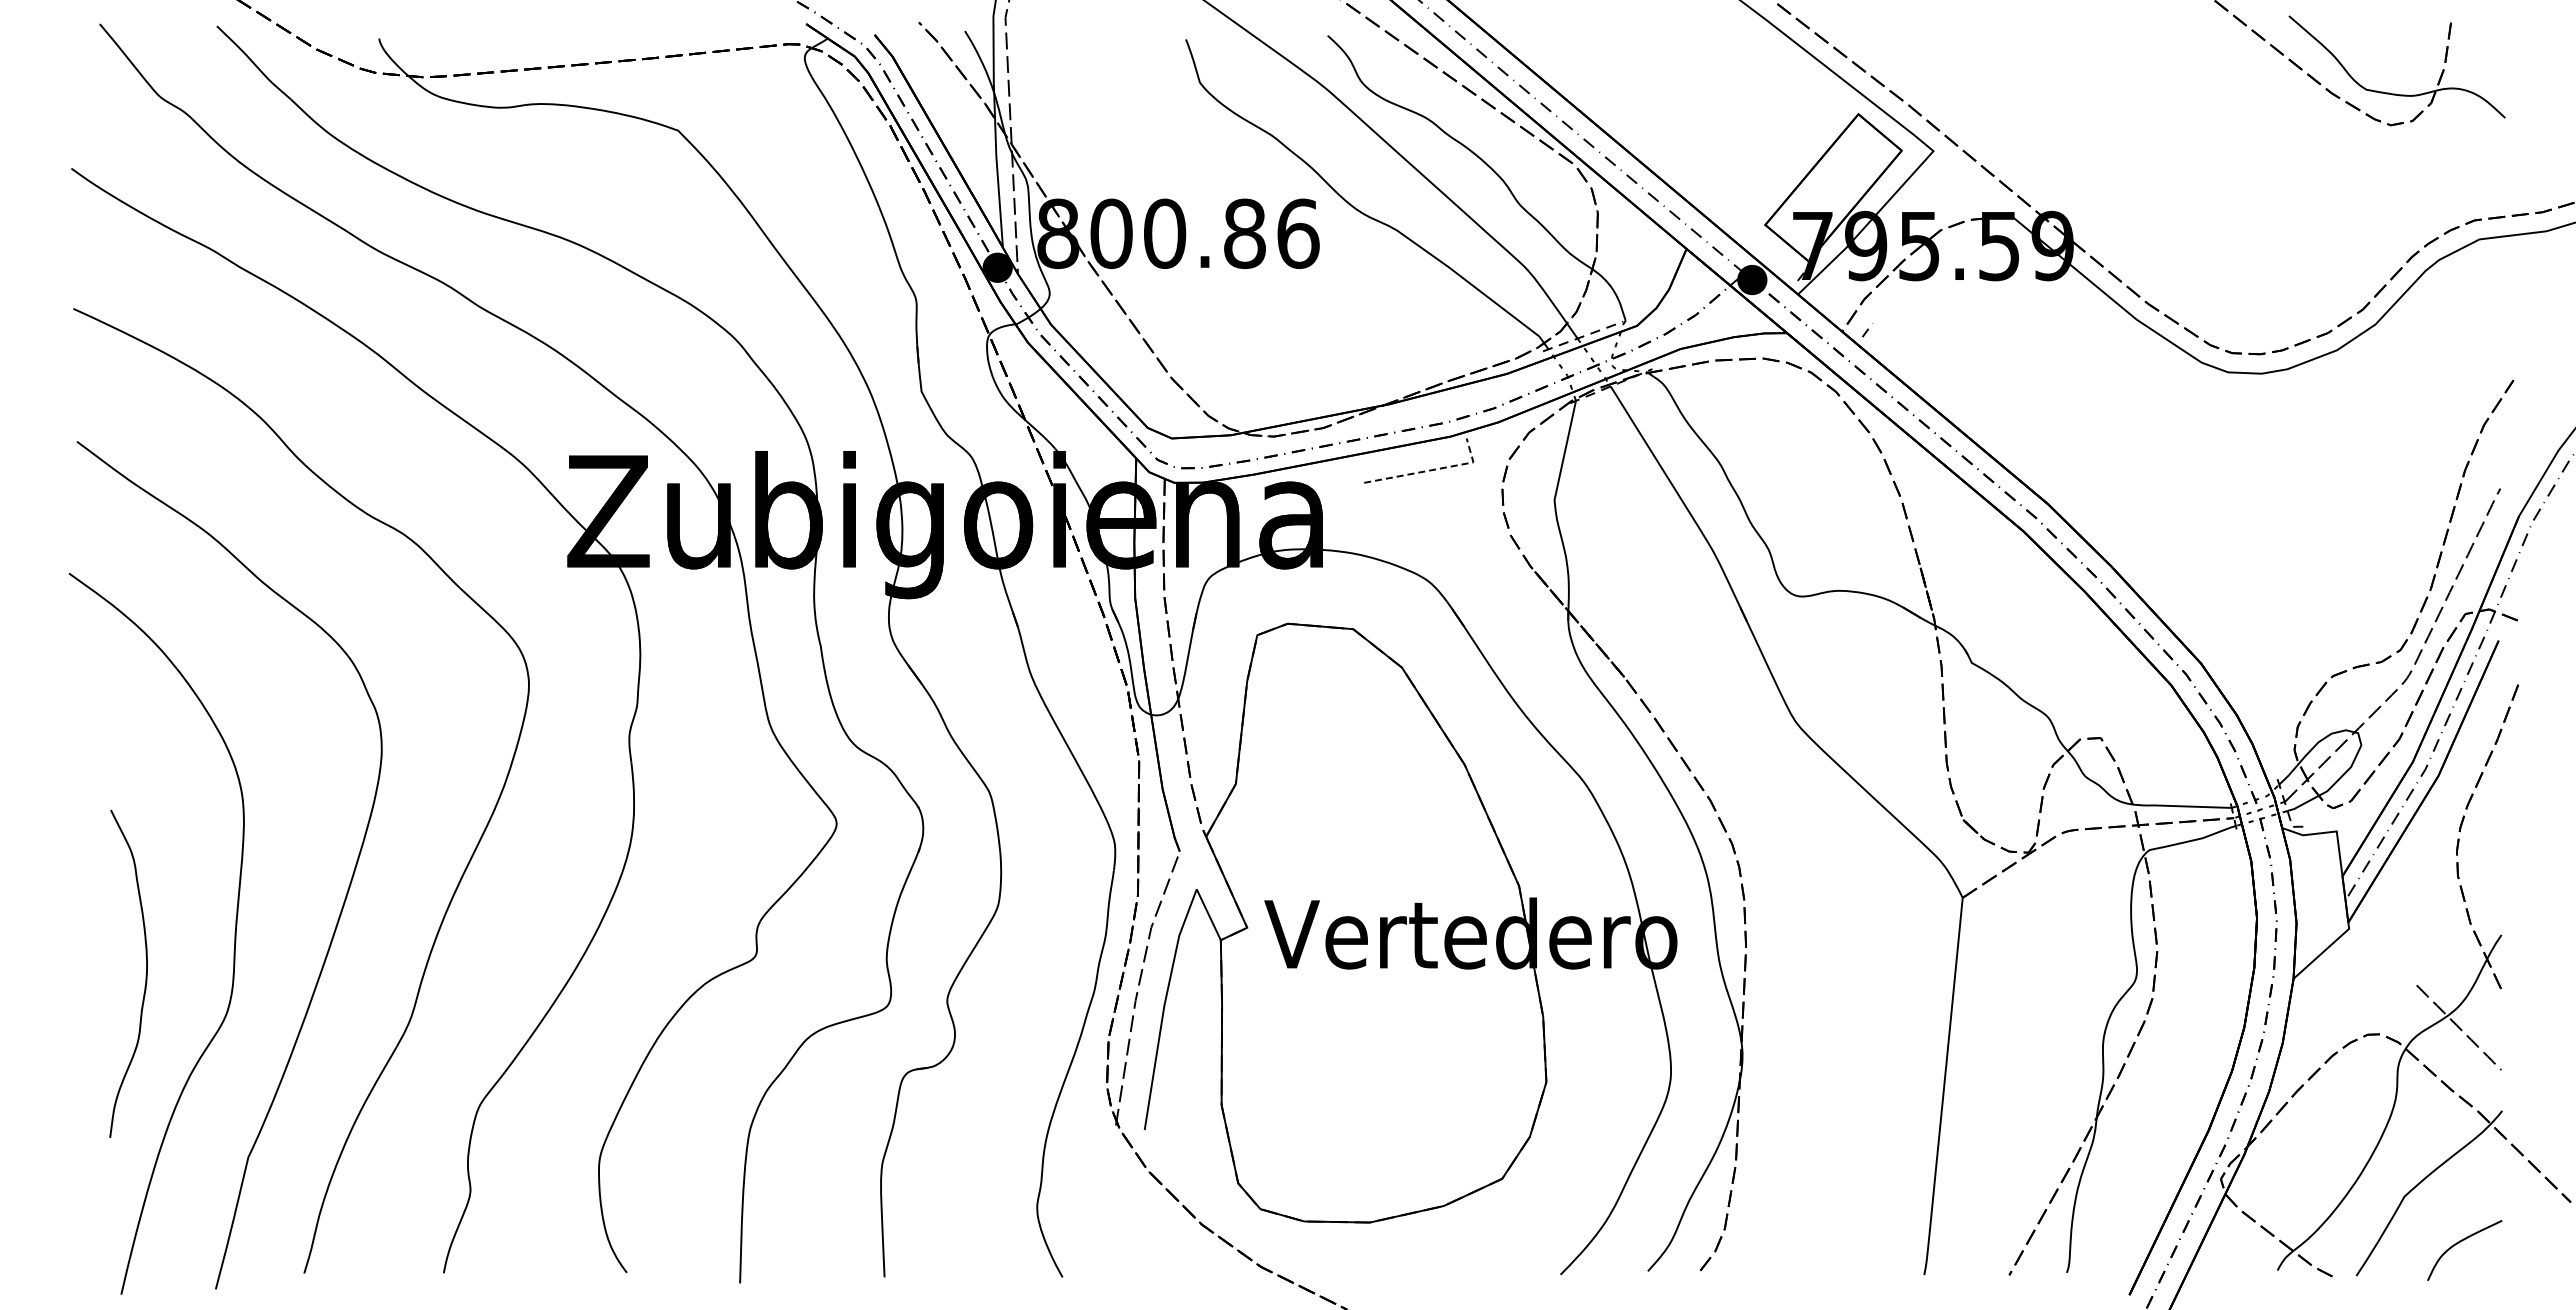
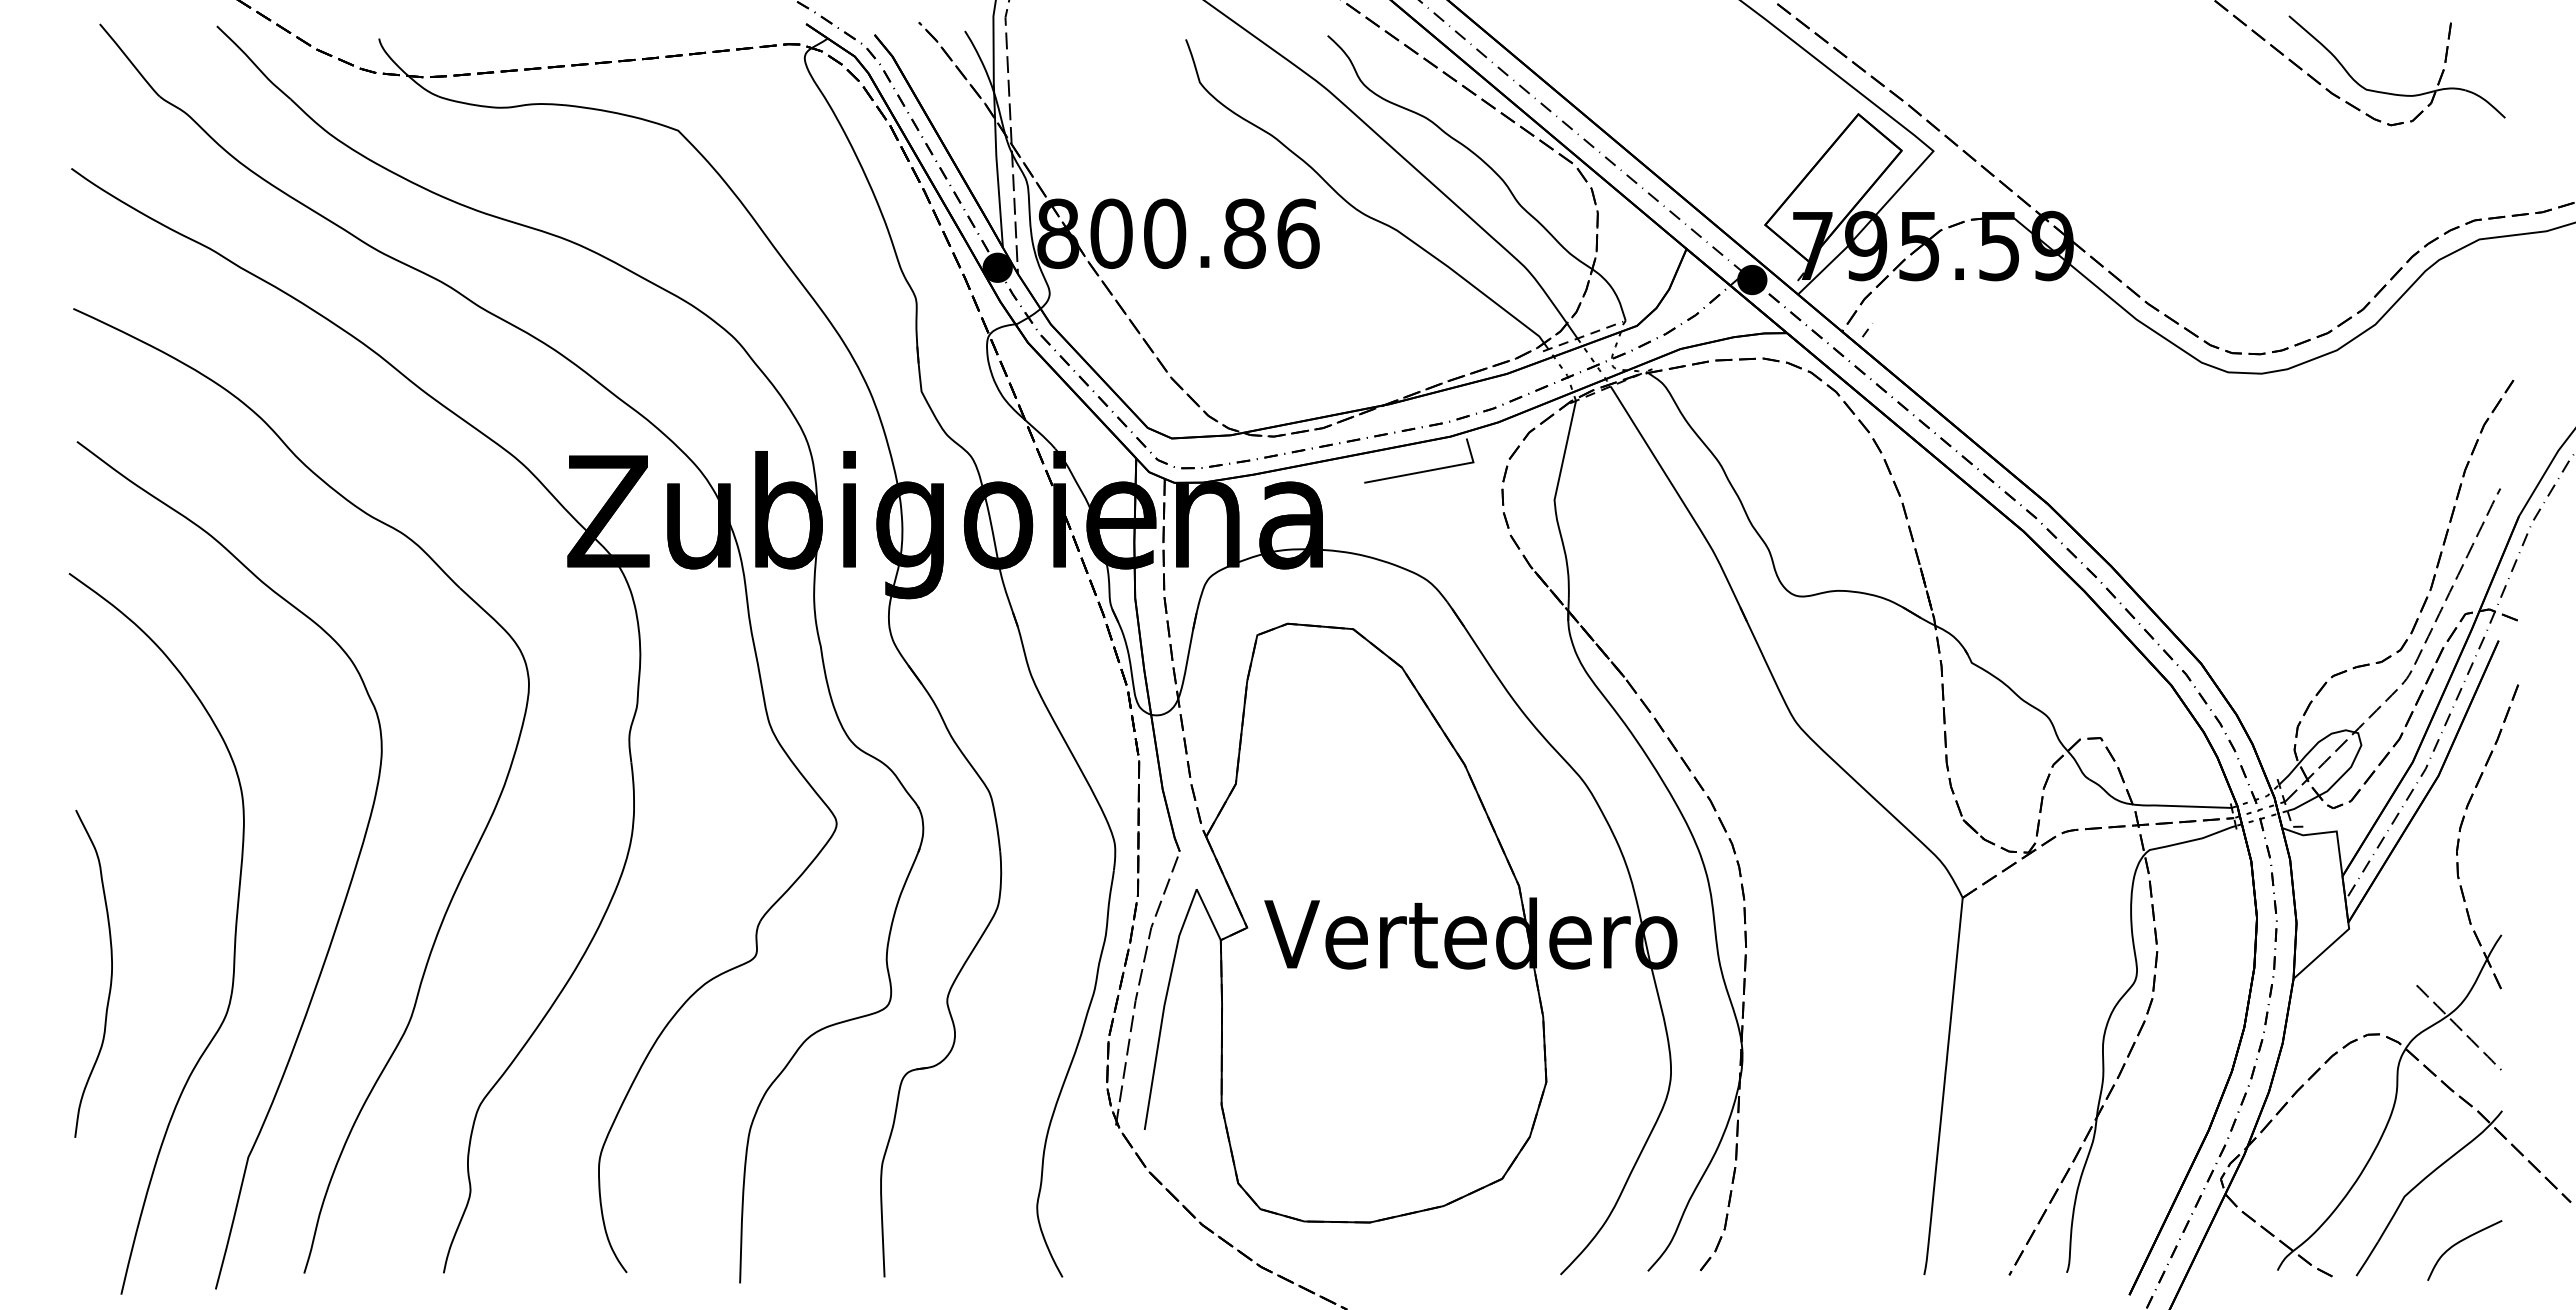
line: dashed -> solid (1431, 470)
curve position: (145, 975) -> (110, 975) (110, 975)
